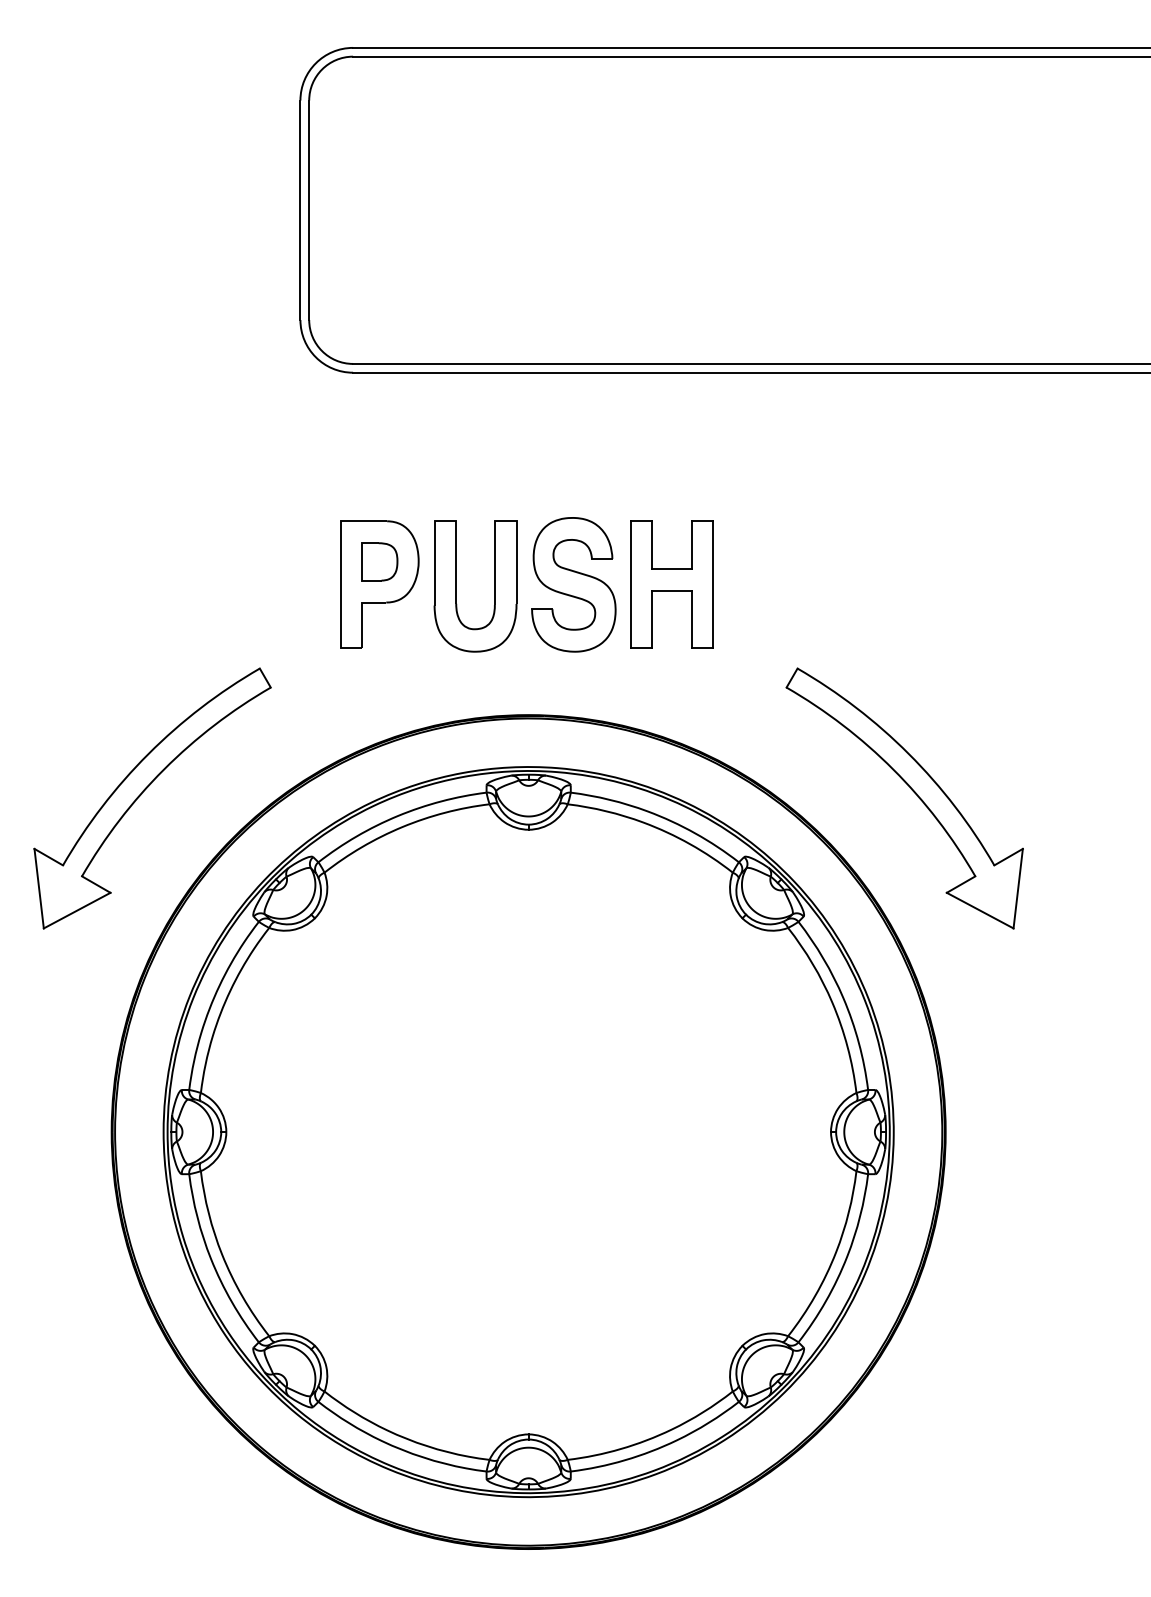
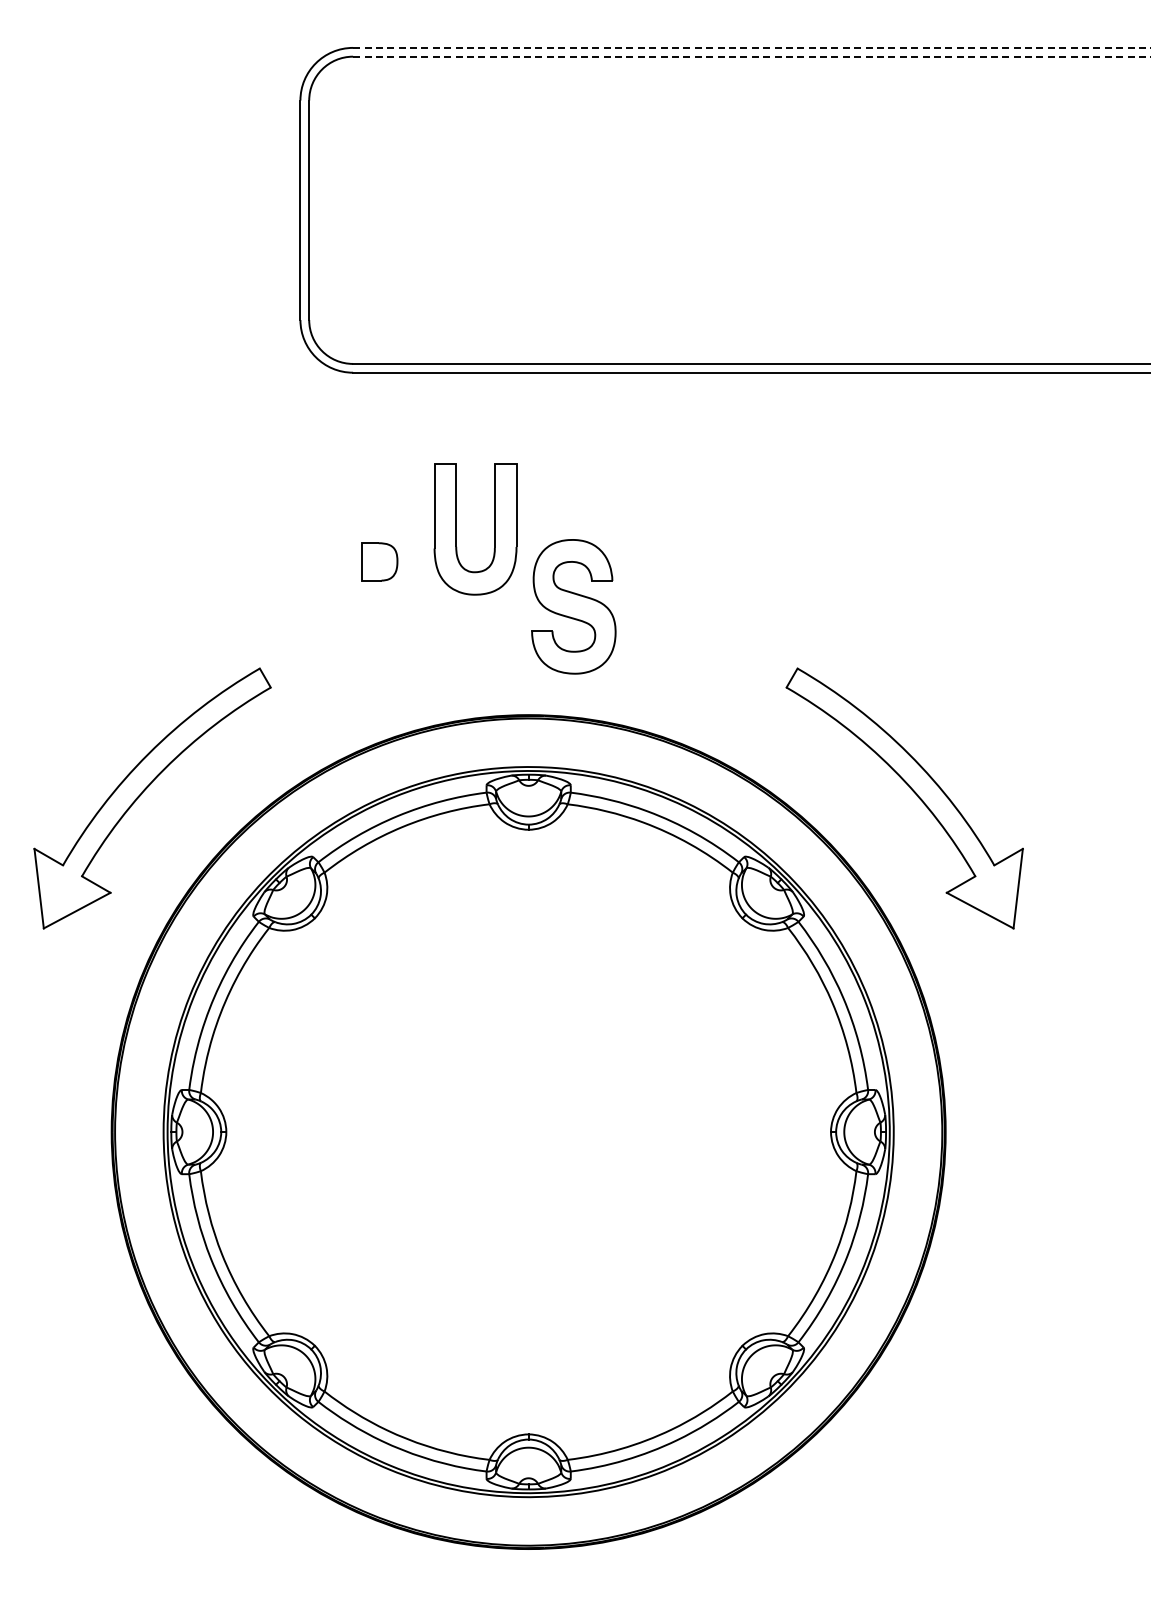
line: solid -> dashed (752, 47)
line: solid -> dashed (752, 56)
part: present -> none (379, 584)
part position: (573, 584) -> (573, 606) (573, 606)
part: present -> none (671, 584)
part position: (456, 586) -> (456, 529) (456, 529)
